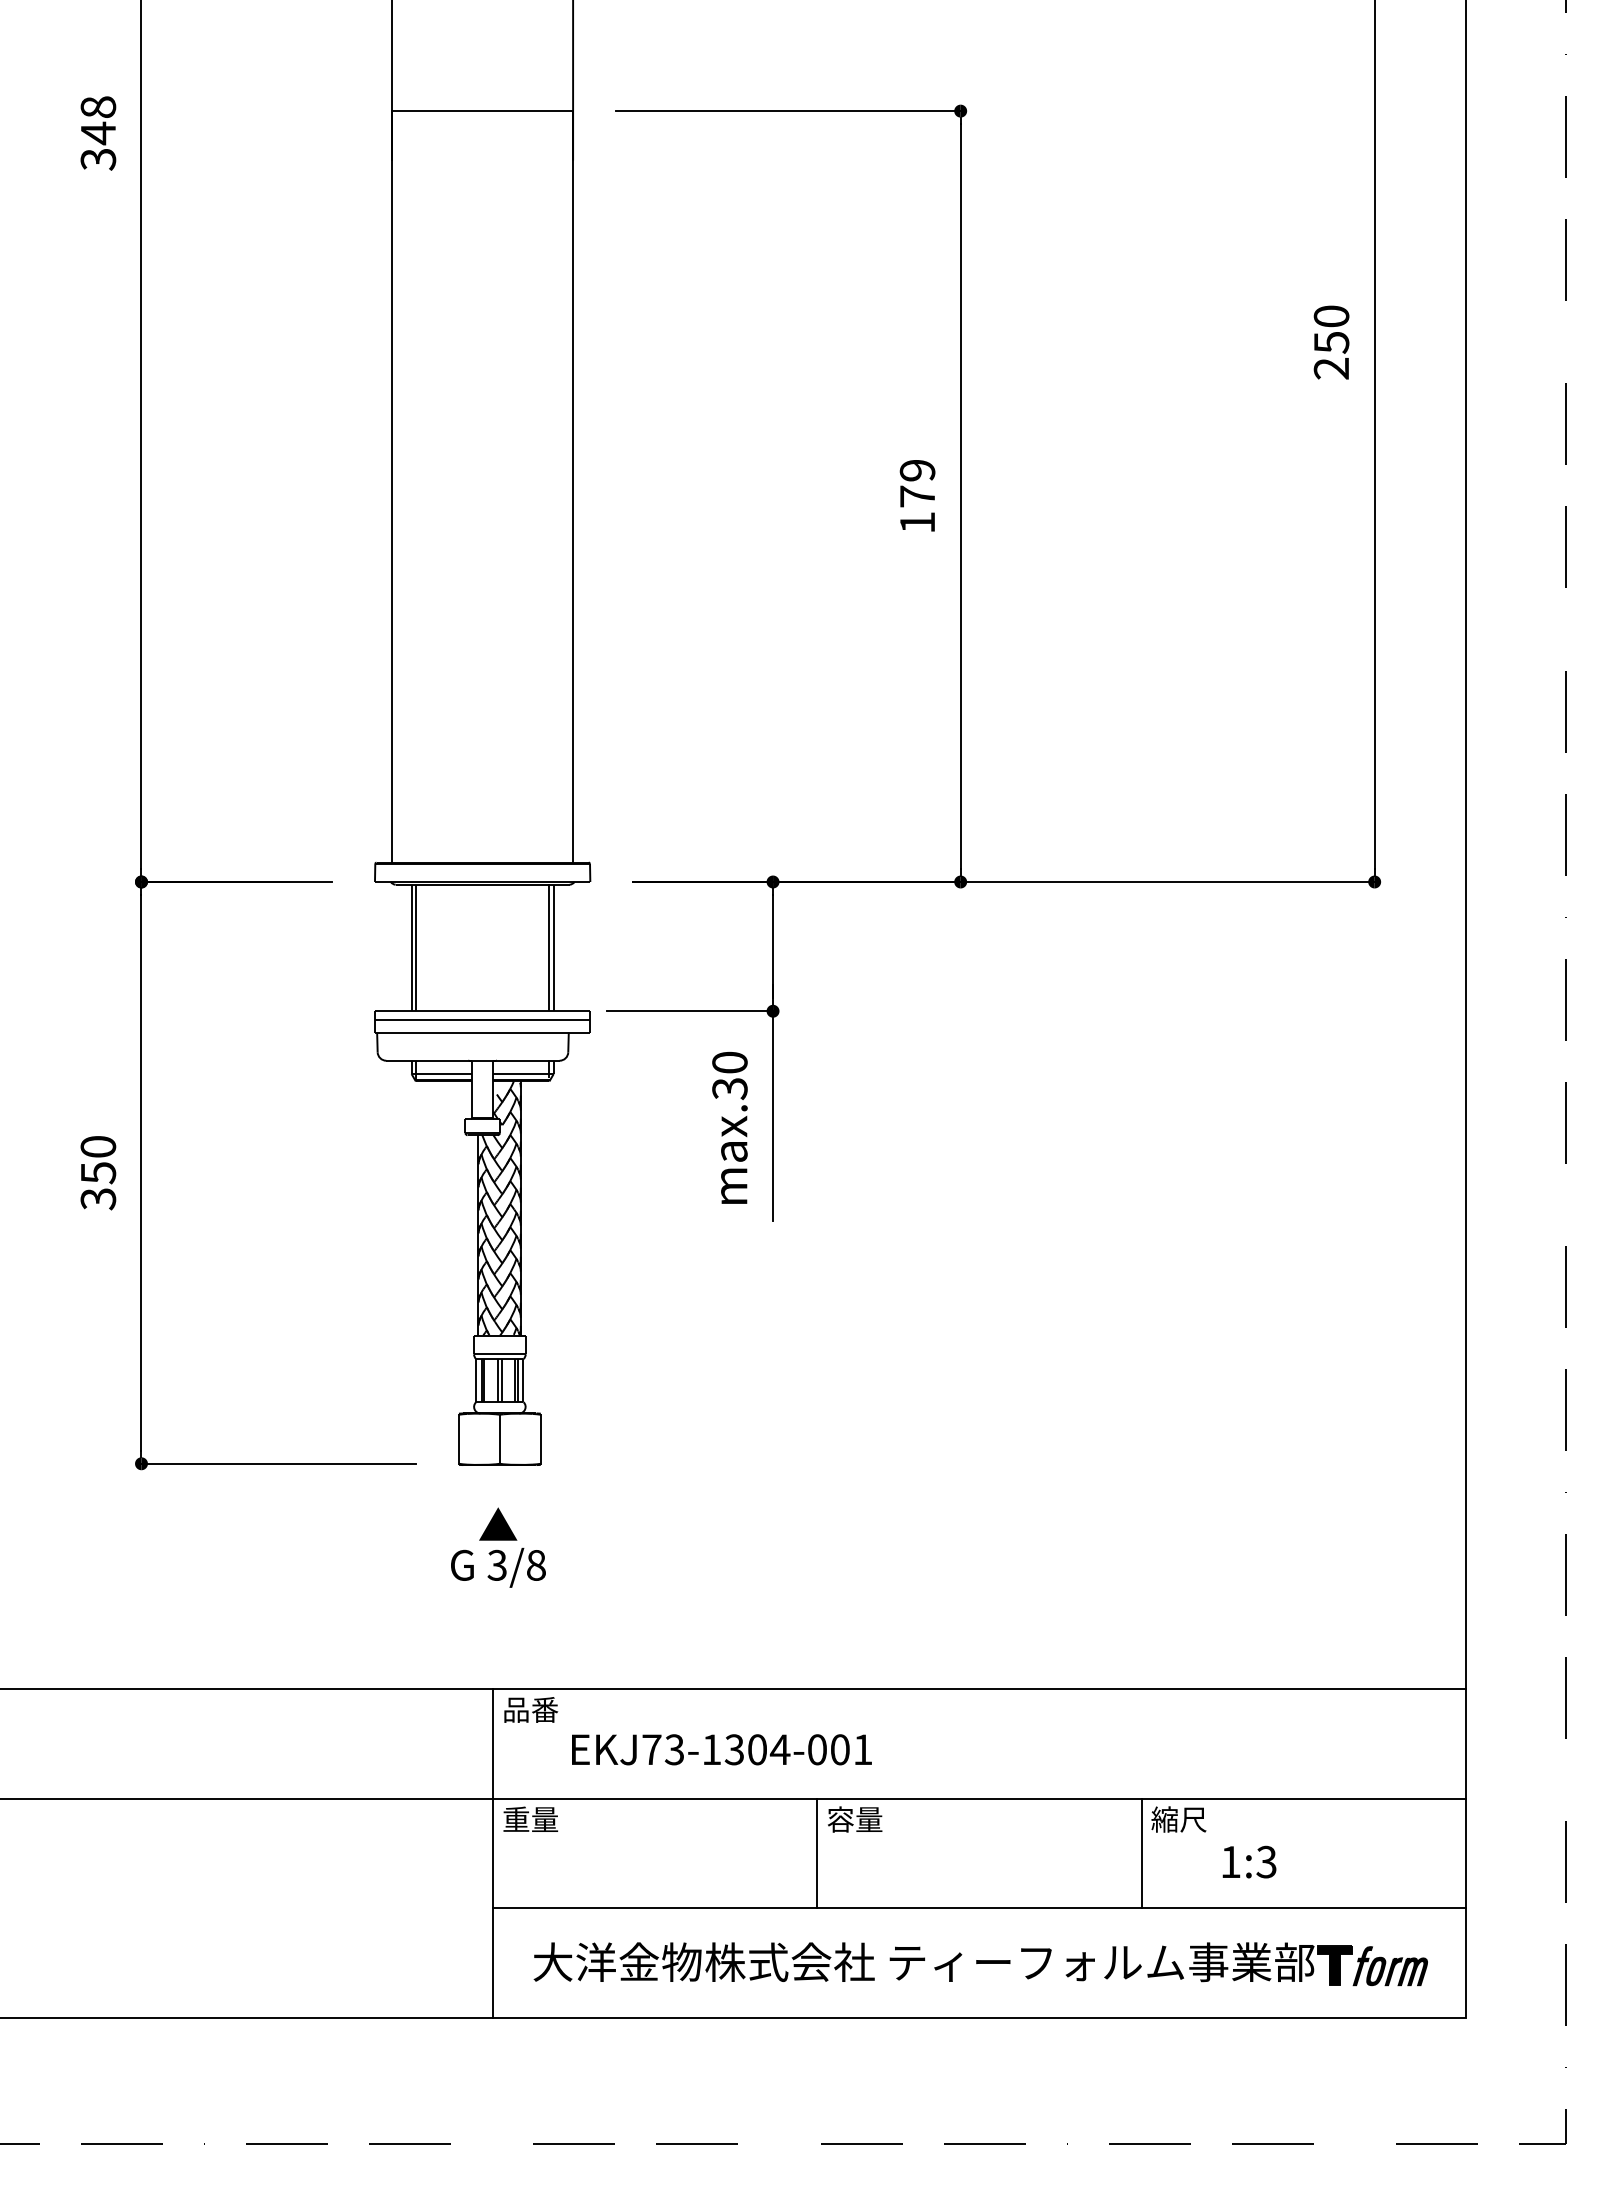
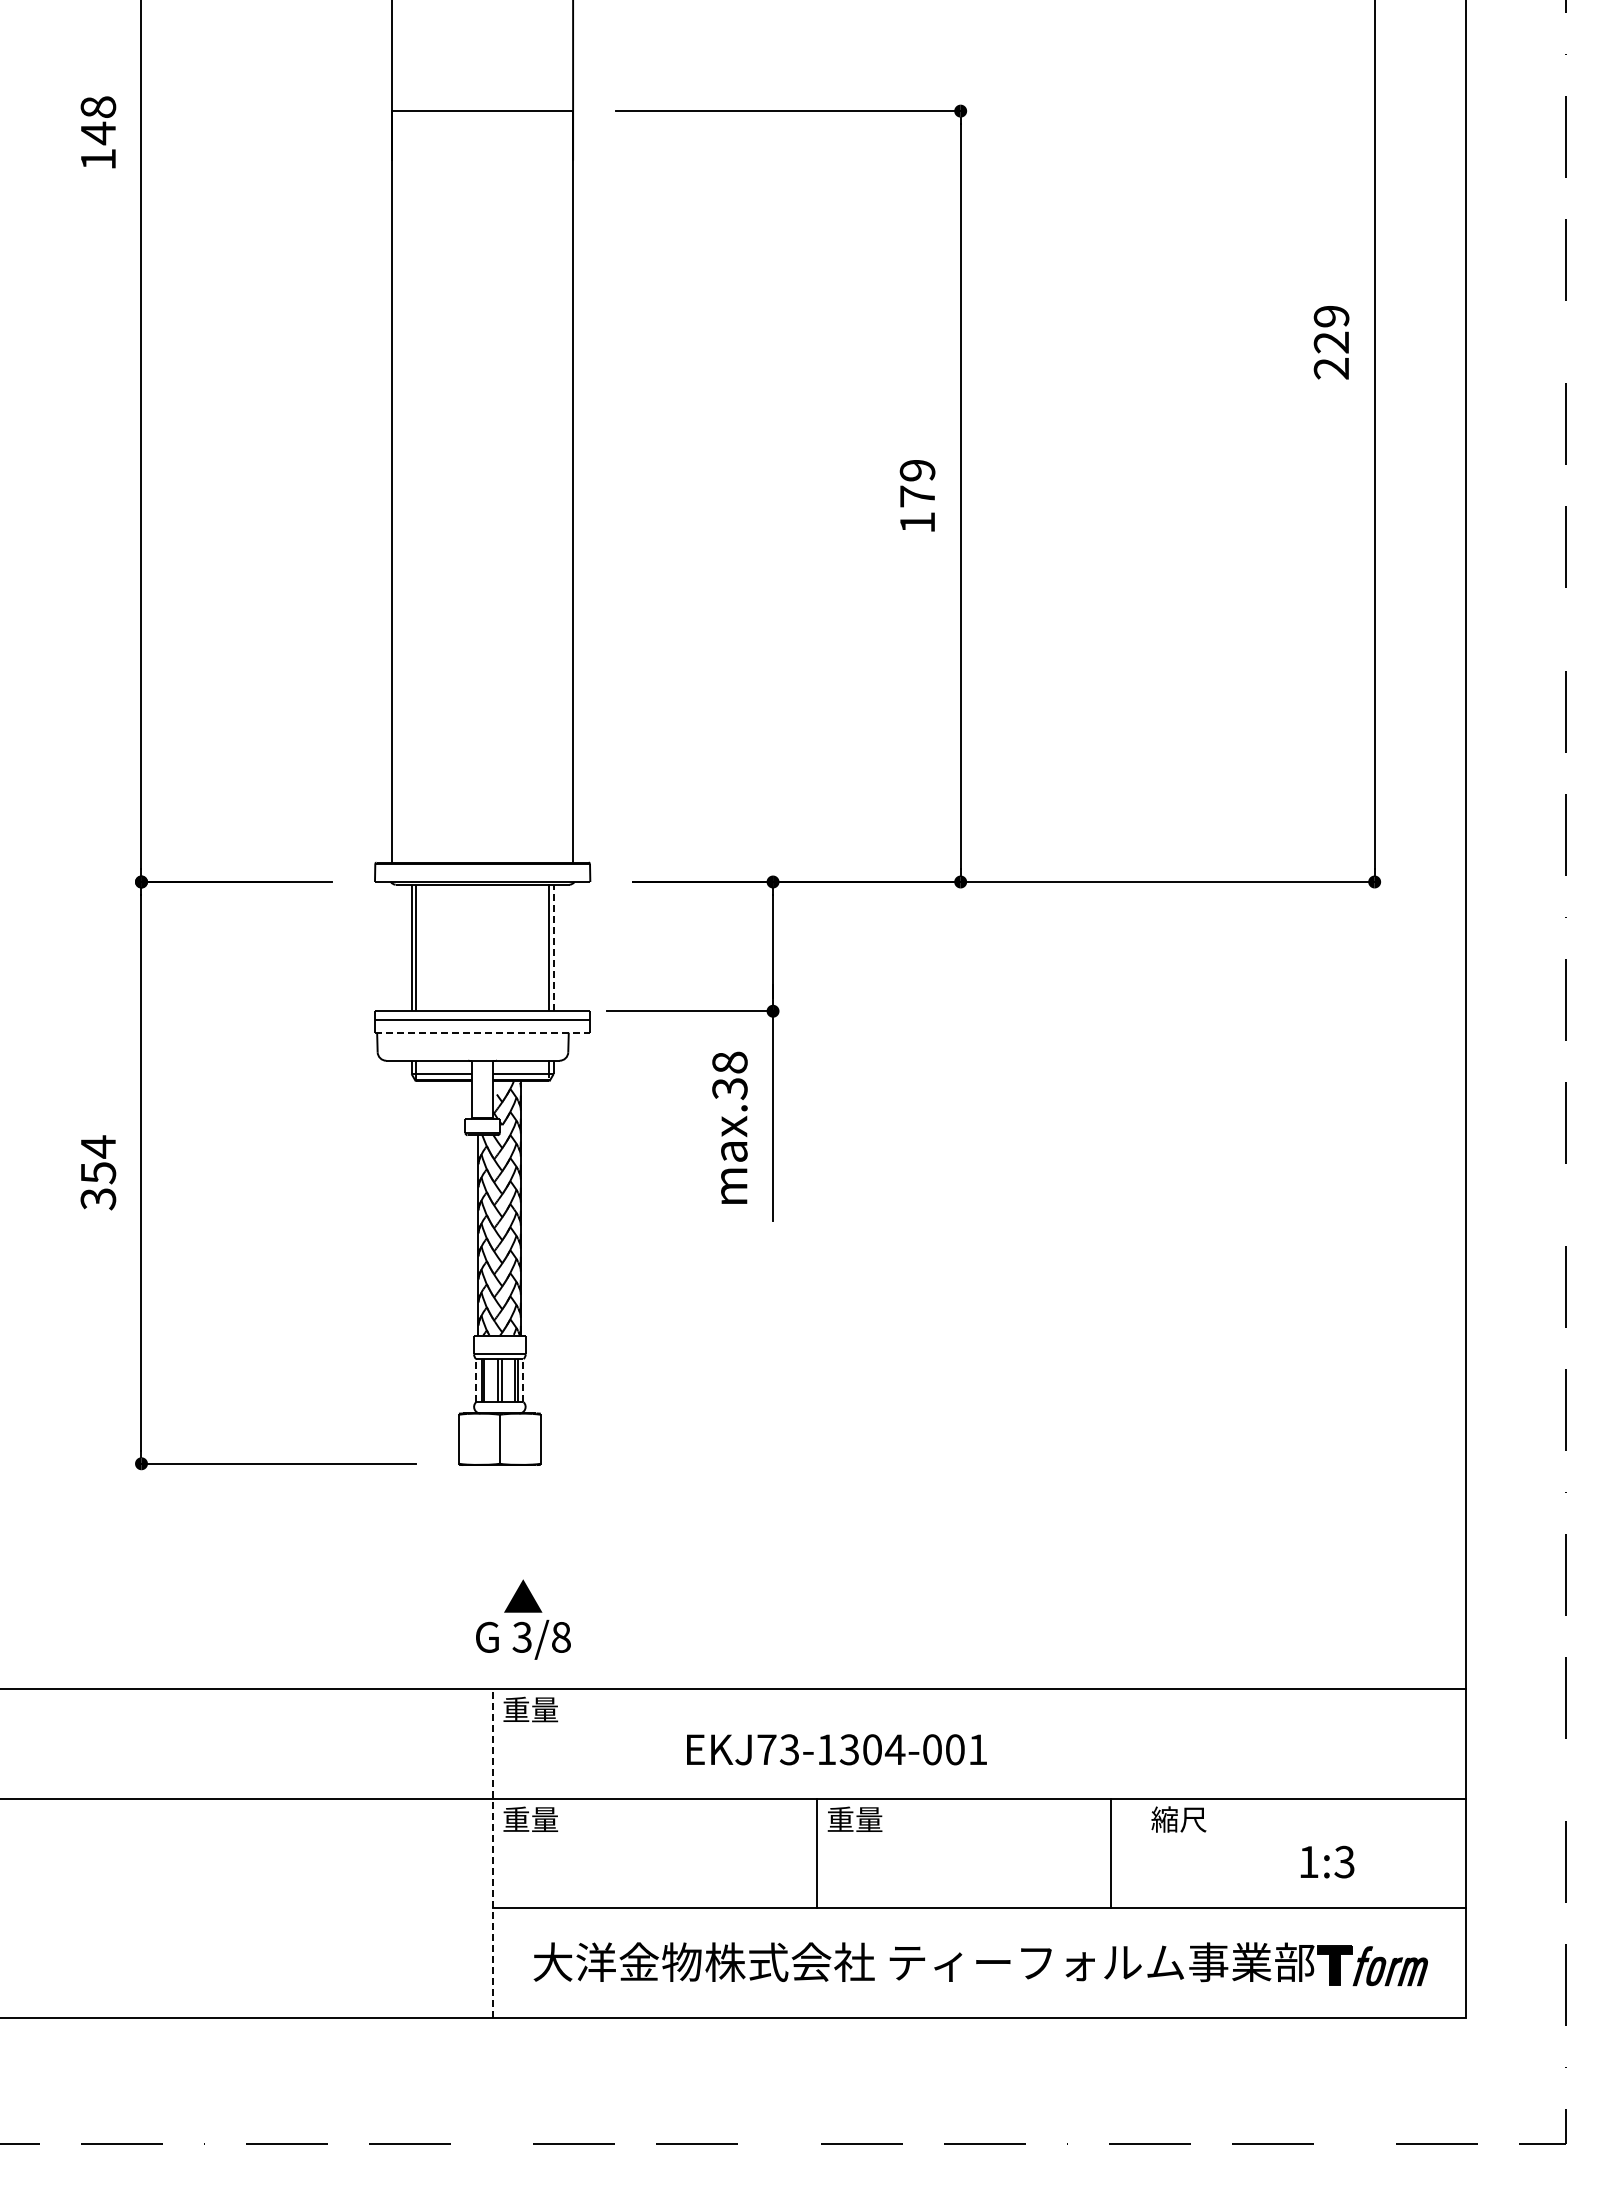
text: 348 -> 148 (98, 159)
text: 250 -> 229 (1331, 329)
line: solid -> dashed (553, 947)
line: solid -> dashed (482, 1032)
text: max.30 -> max.38 (729, 1062)
text: 350 -> 354 (98, 1146)
line: solid -> dashed (476, 1380)
line: solid -> dashed (523, 1380)
text position: (498, 1547) -> (523, 1619) (523, 1619)
text: 品番 -> 重量 (530, 1709)
text position: (721, 1749) -> (836, 1749) (836, 1749)
text: 容量 -> 重量 (840, 1819)
line: solid -> dashed (492, 1853)
line position: (1141, 1853) -> (1110, 1853) (1110, 1853)
text position: (1249, 1861) -> (1327, 1861) (1327, 1861)
